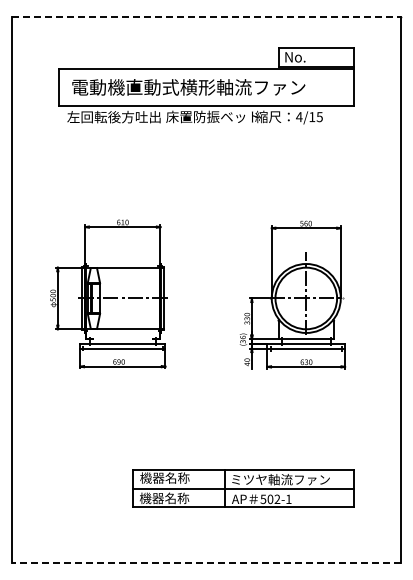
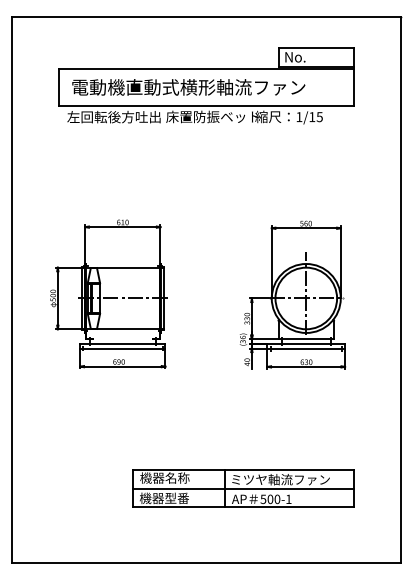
line: dashed -> solid (206, 17)
text: 4/15 -> 1/15 (299, 117)
text: 機器名称 -> 機器型番 (177, 498)
text: 502-1 -> 500-1 (277, 499)
line: dashed -> solid (206, 562)
